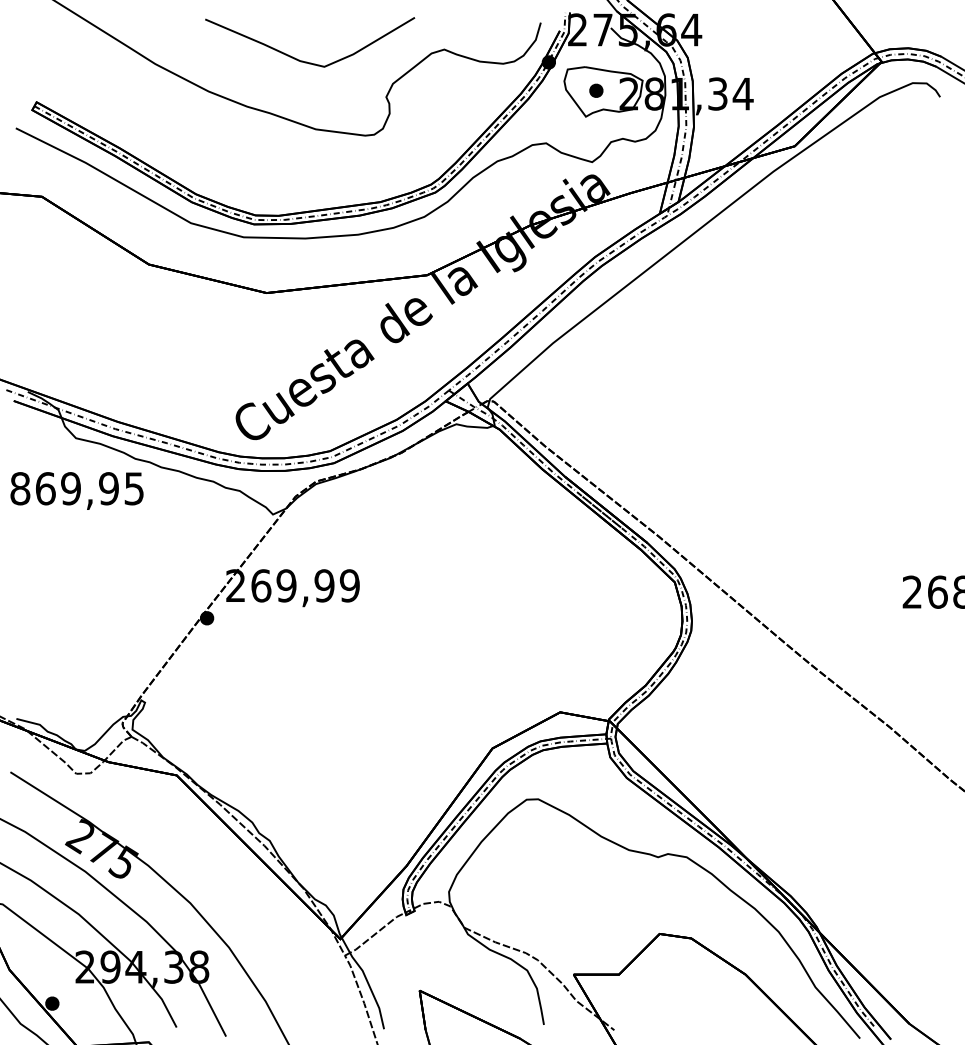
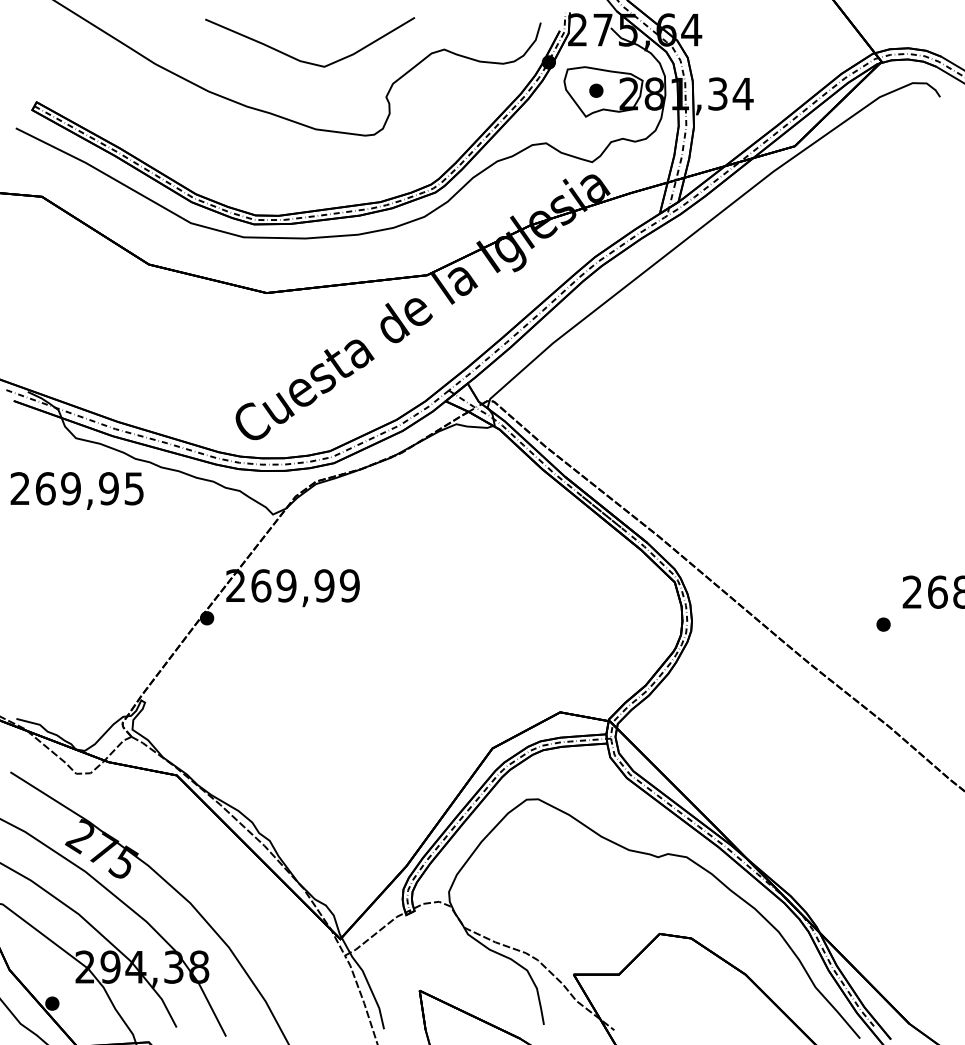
text: 869,95 -> 269,95 (20, 488)
part: none -> present (883, 624)
